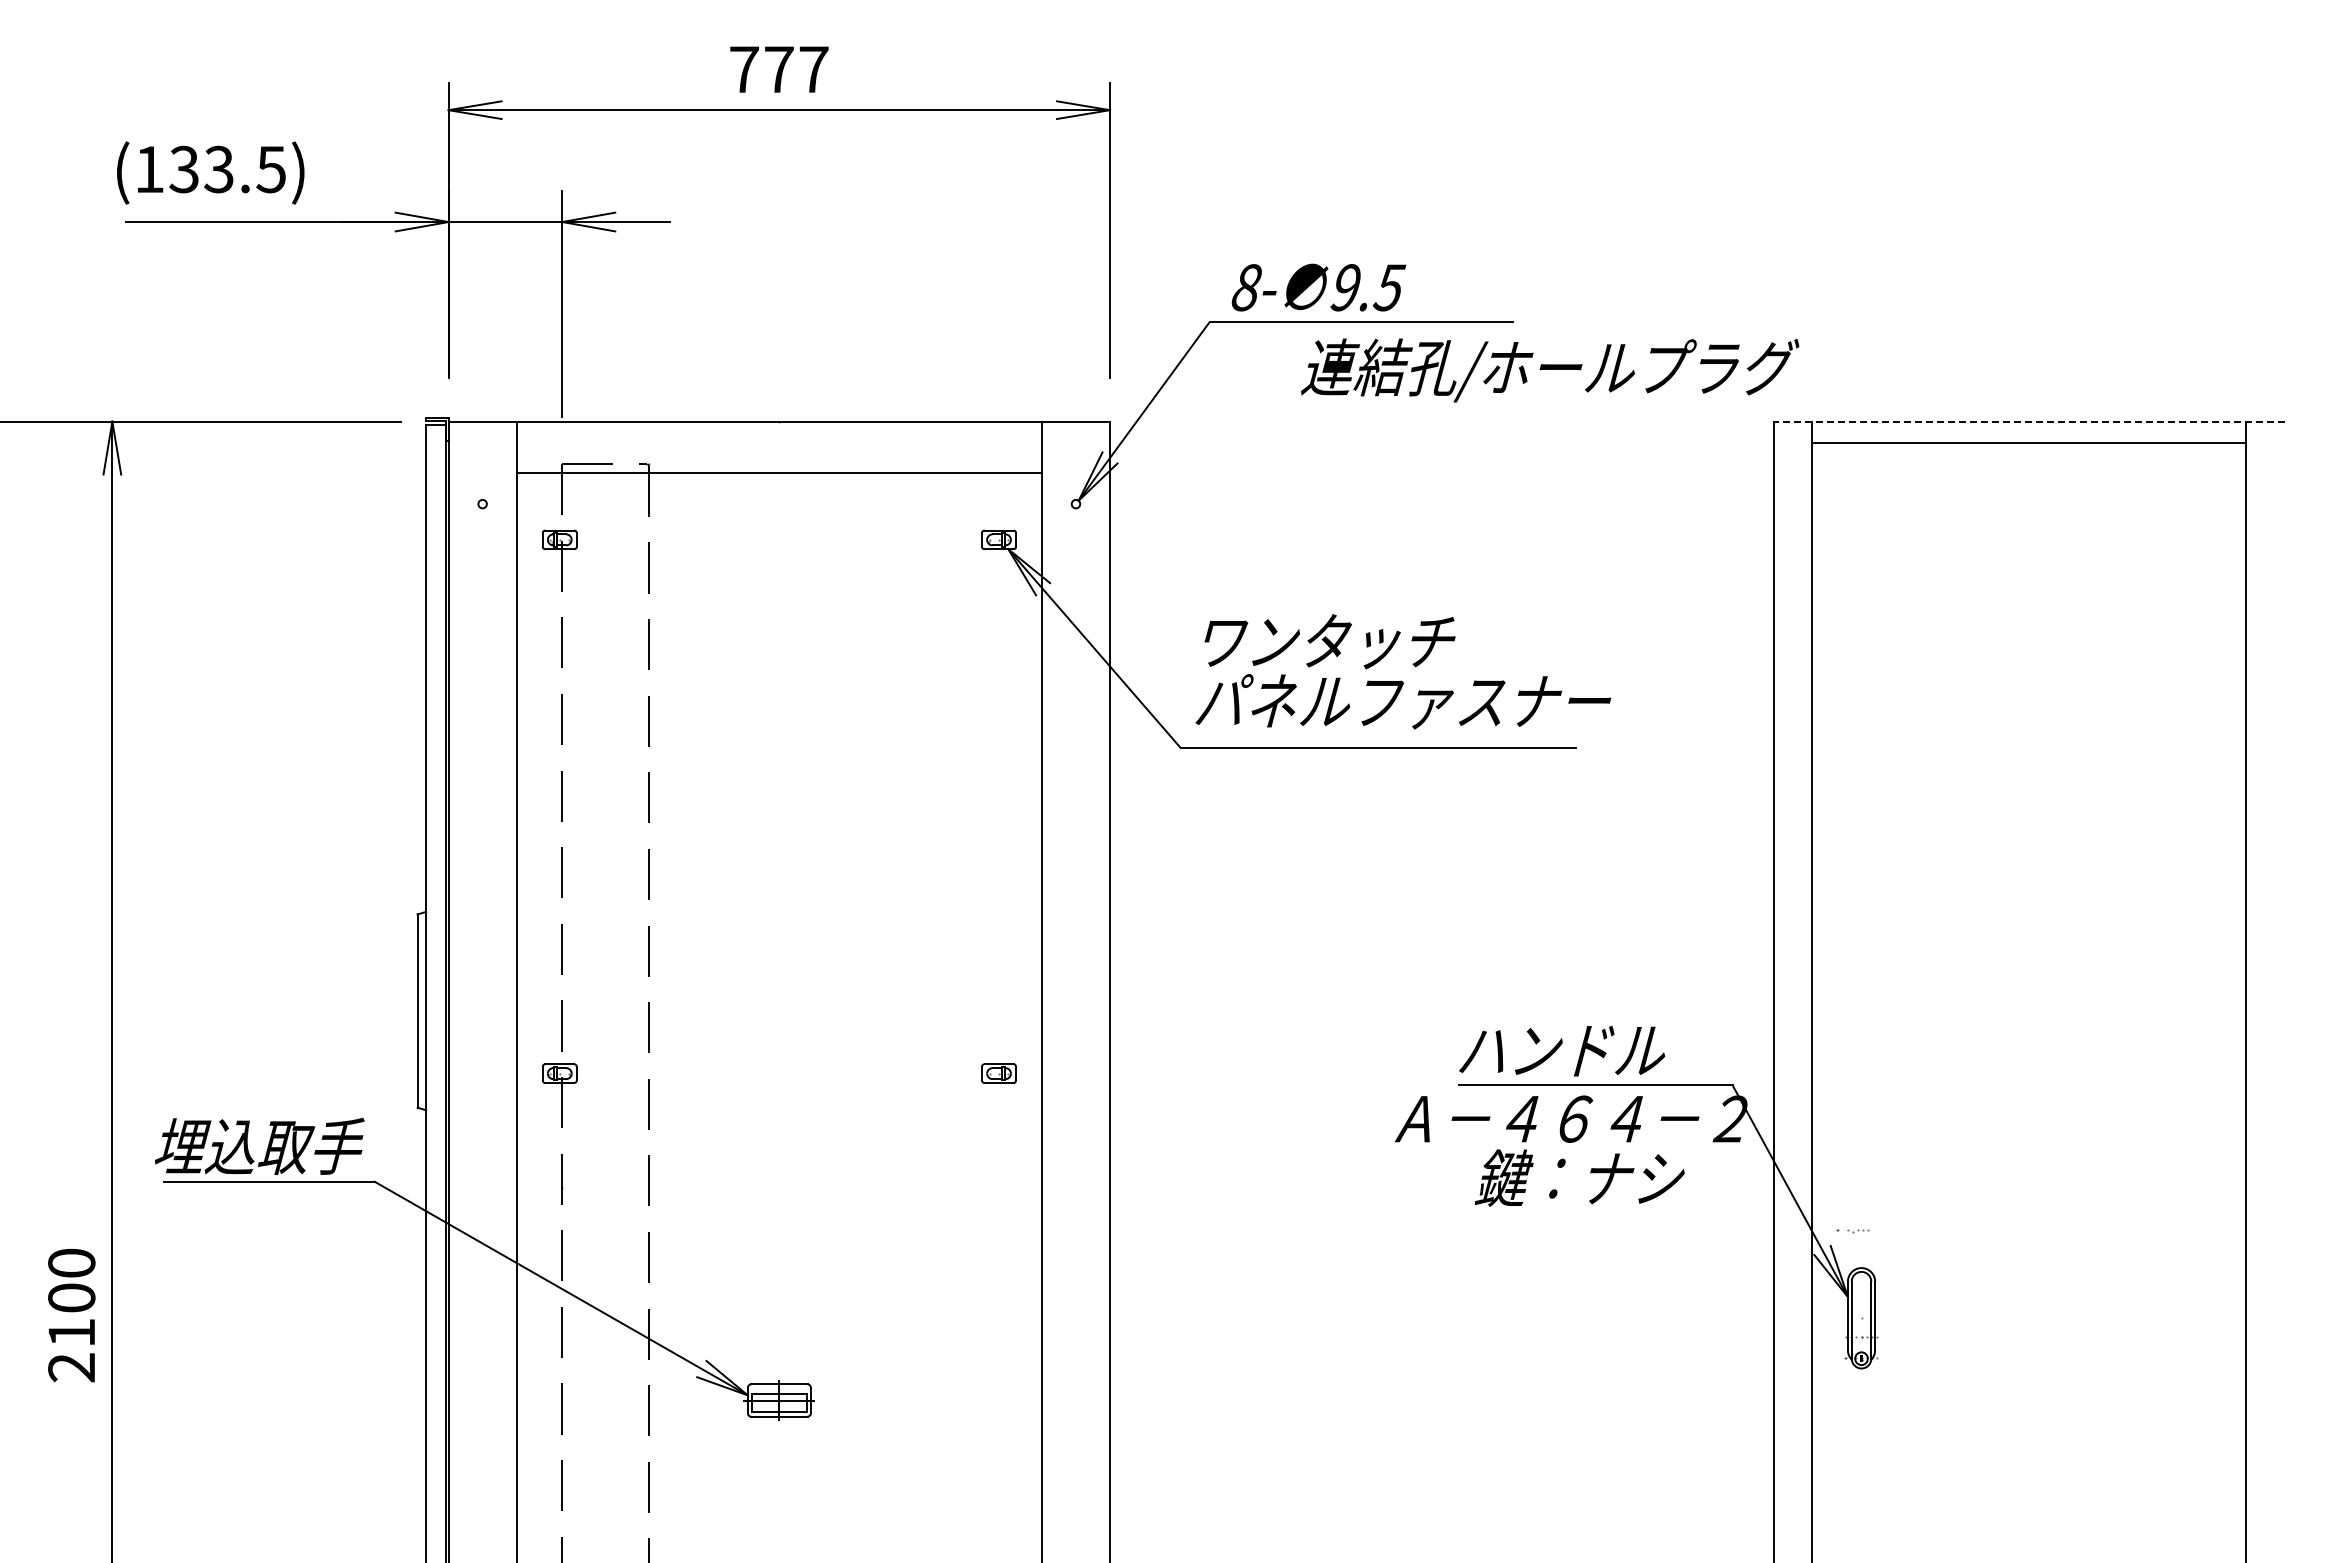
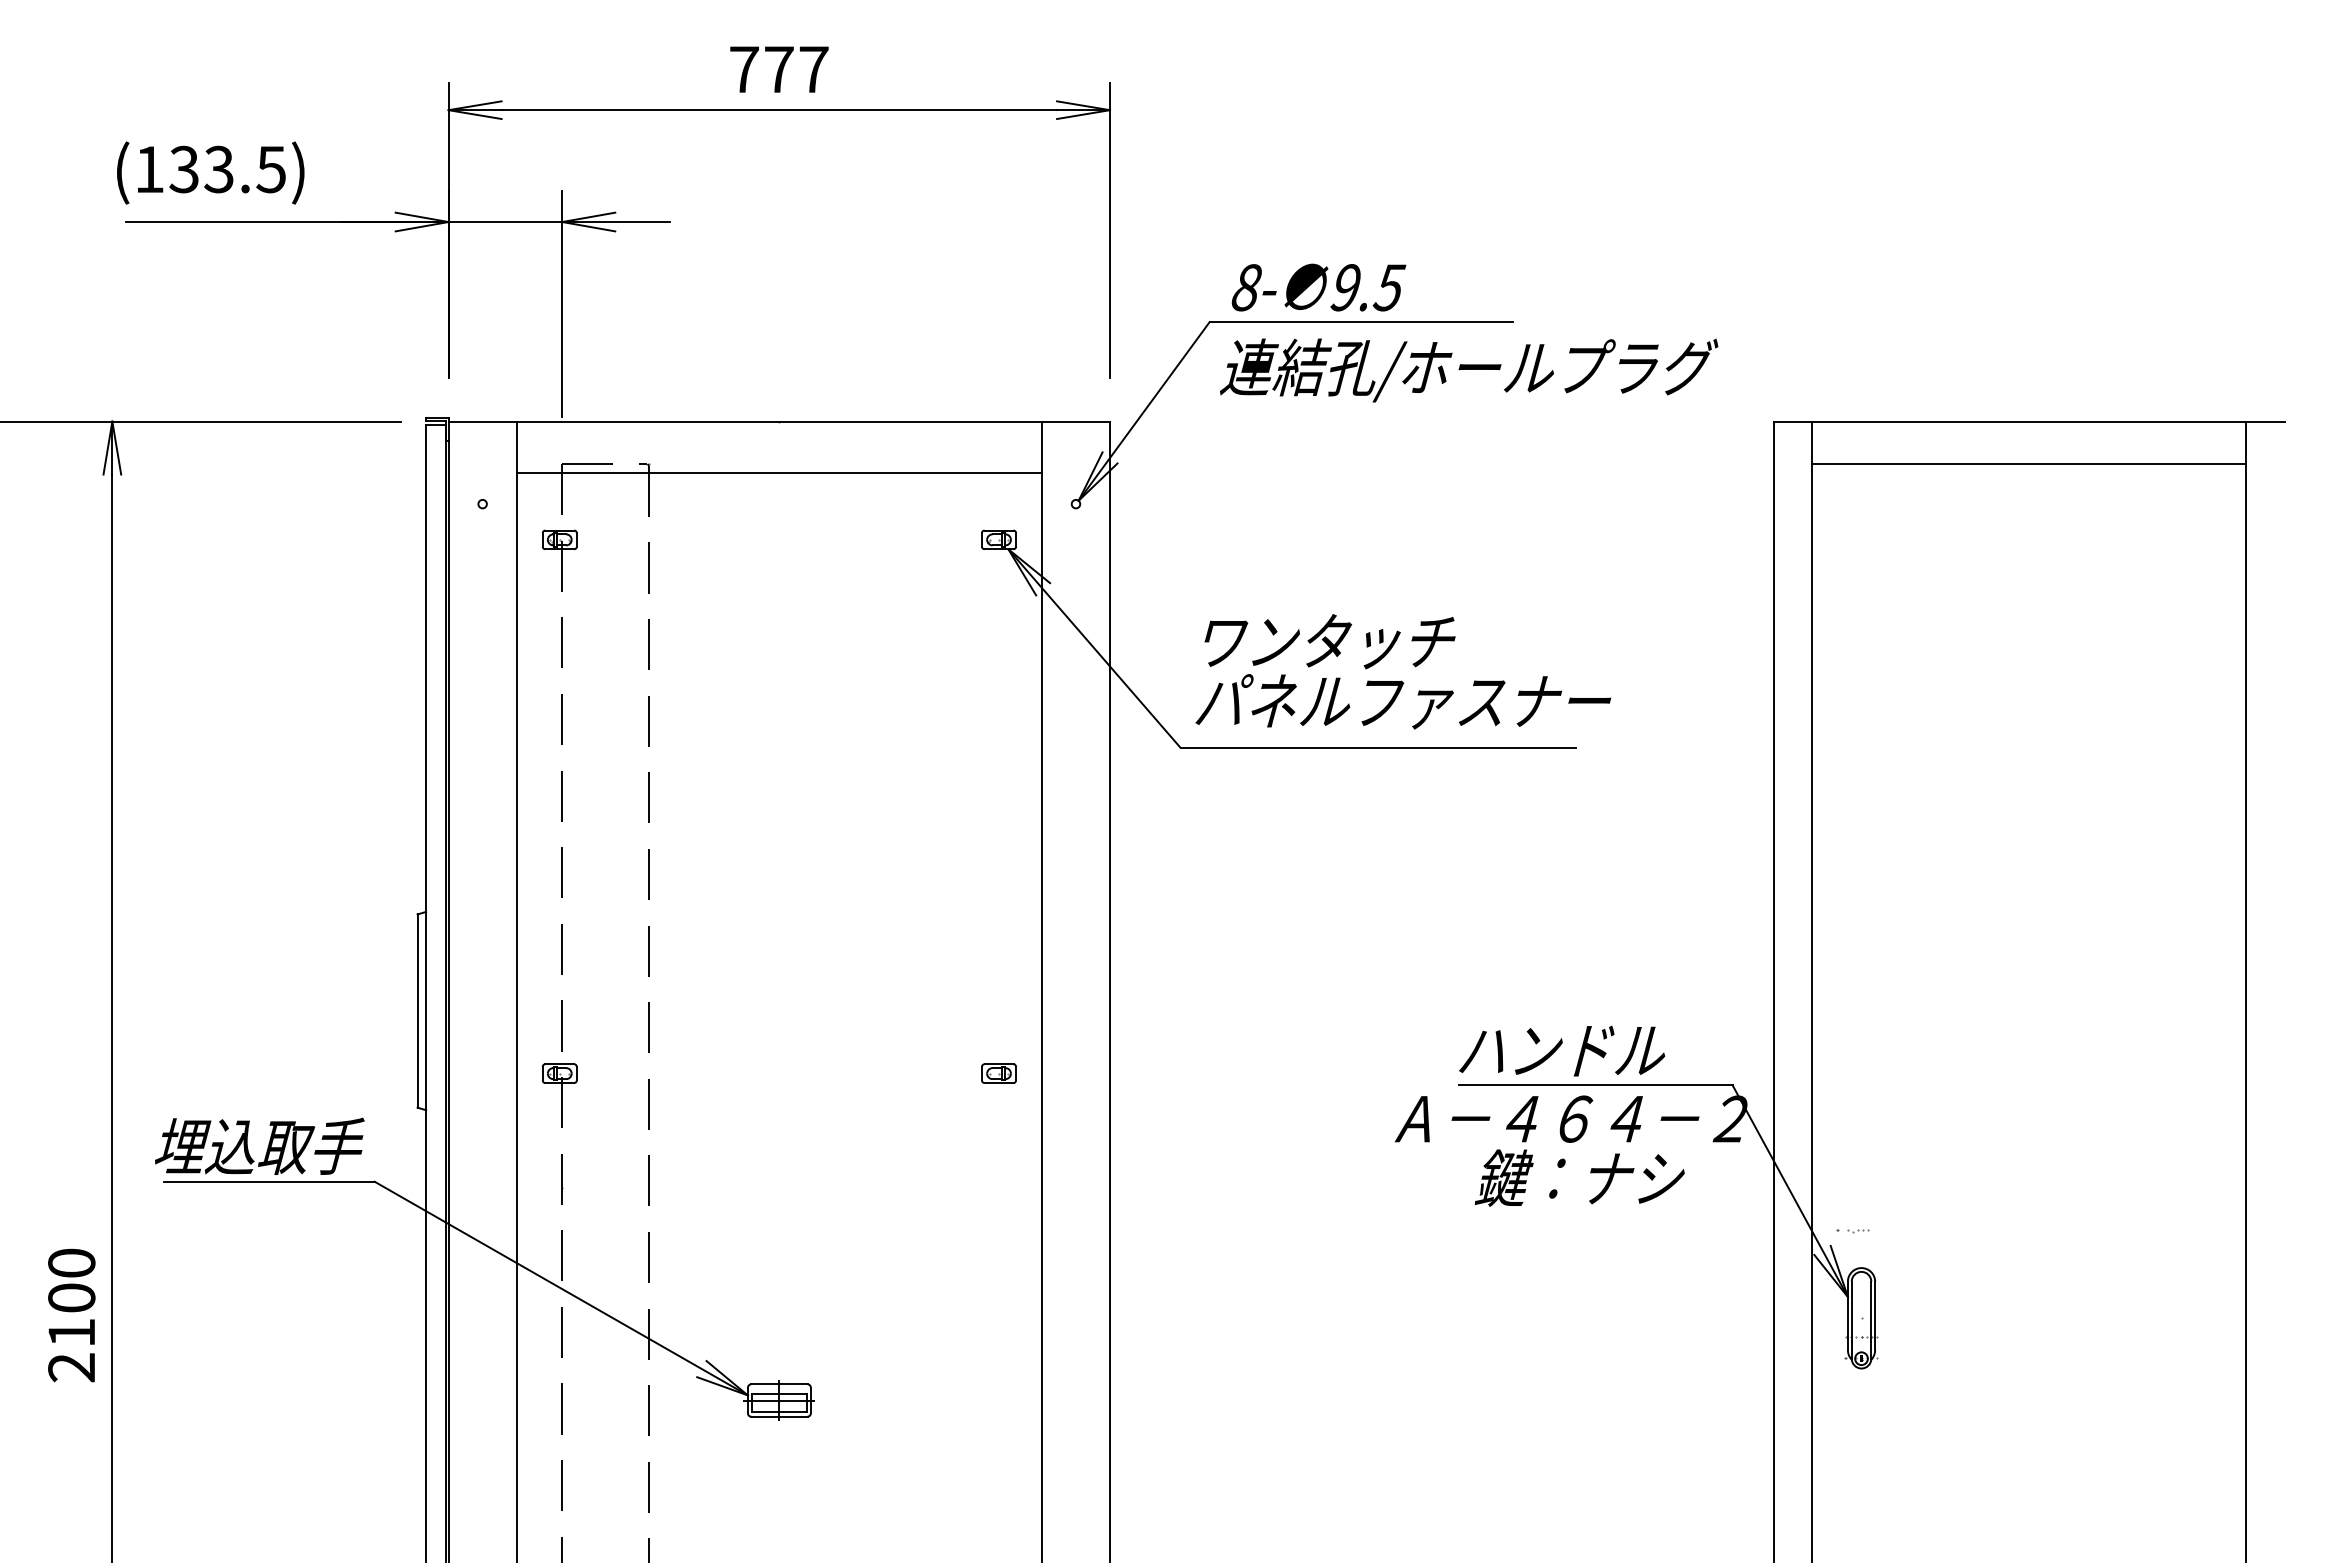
text position: (1550, 370) -> (1469, 370) (1469, 370)
line: dashed -> solid (2028, 421)
line position: (2029, 443) -> (2029, 464) (2029, 464)
